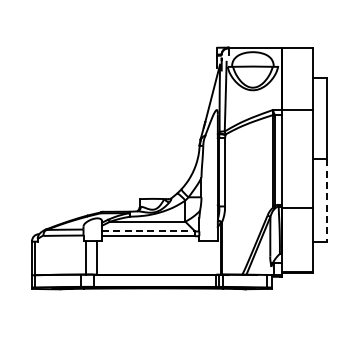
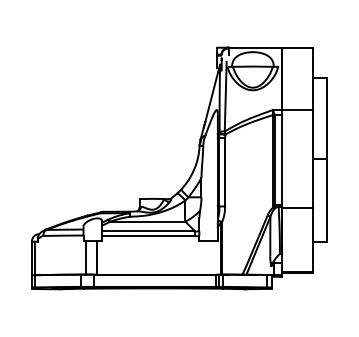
line: dashed -> solid (326, 200)
line: dashed -> solid (148, 231)
